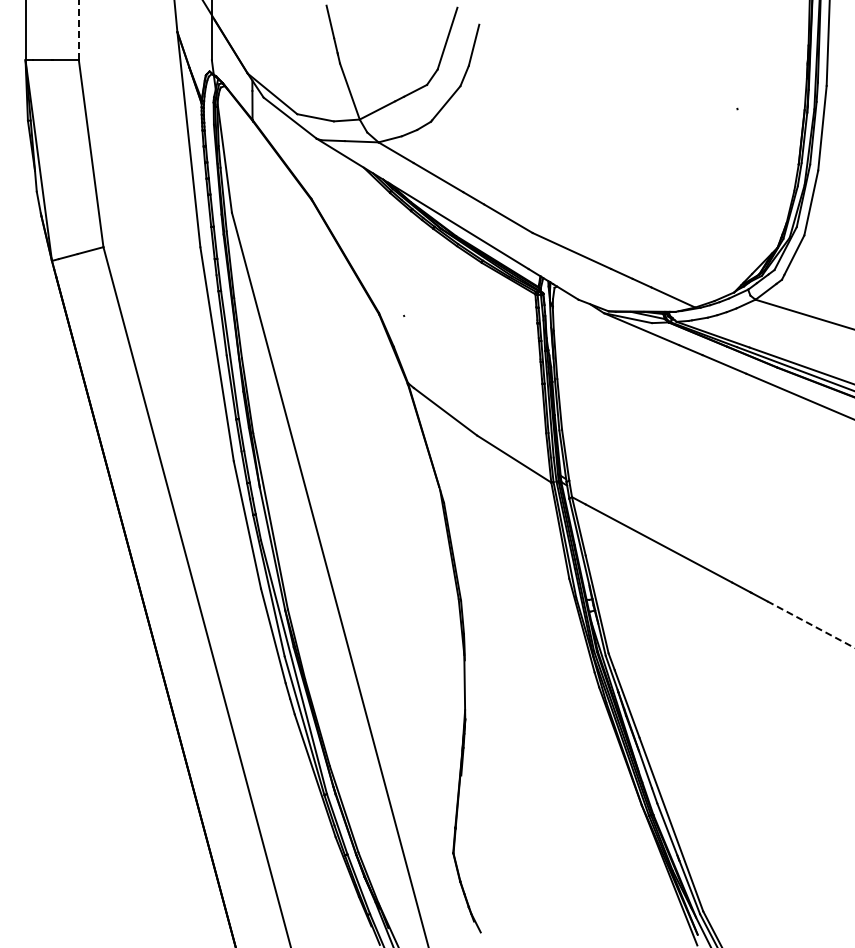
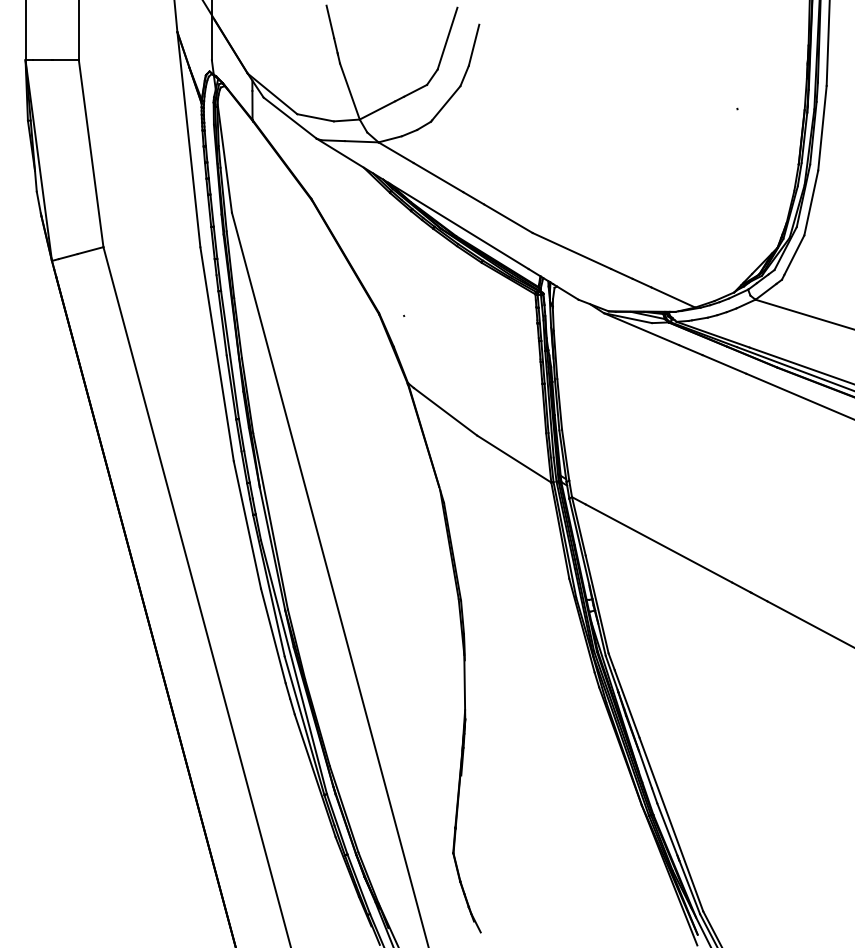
line: dashed -> solid (78, 30)
line: dashed -> solid (811, 624)
